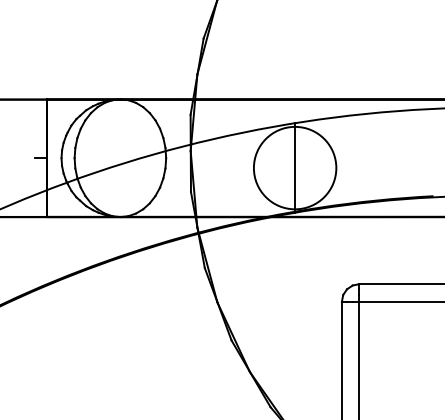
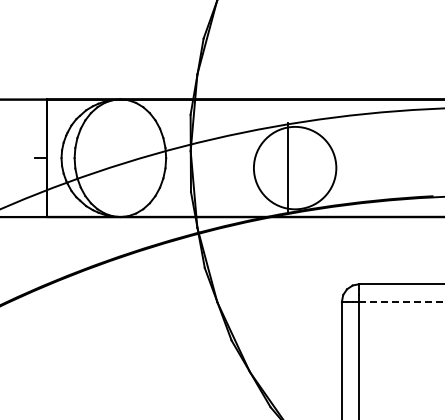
line position: (295, 167) -> (288, 167) (288, 167)
line: solid -> dashed (402, 301)
